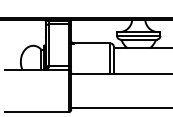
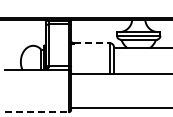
line: solid -> dashed (92, 43)
line: solid -> dashed (37, 112)
